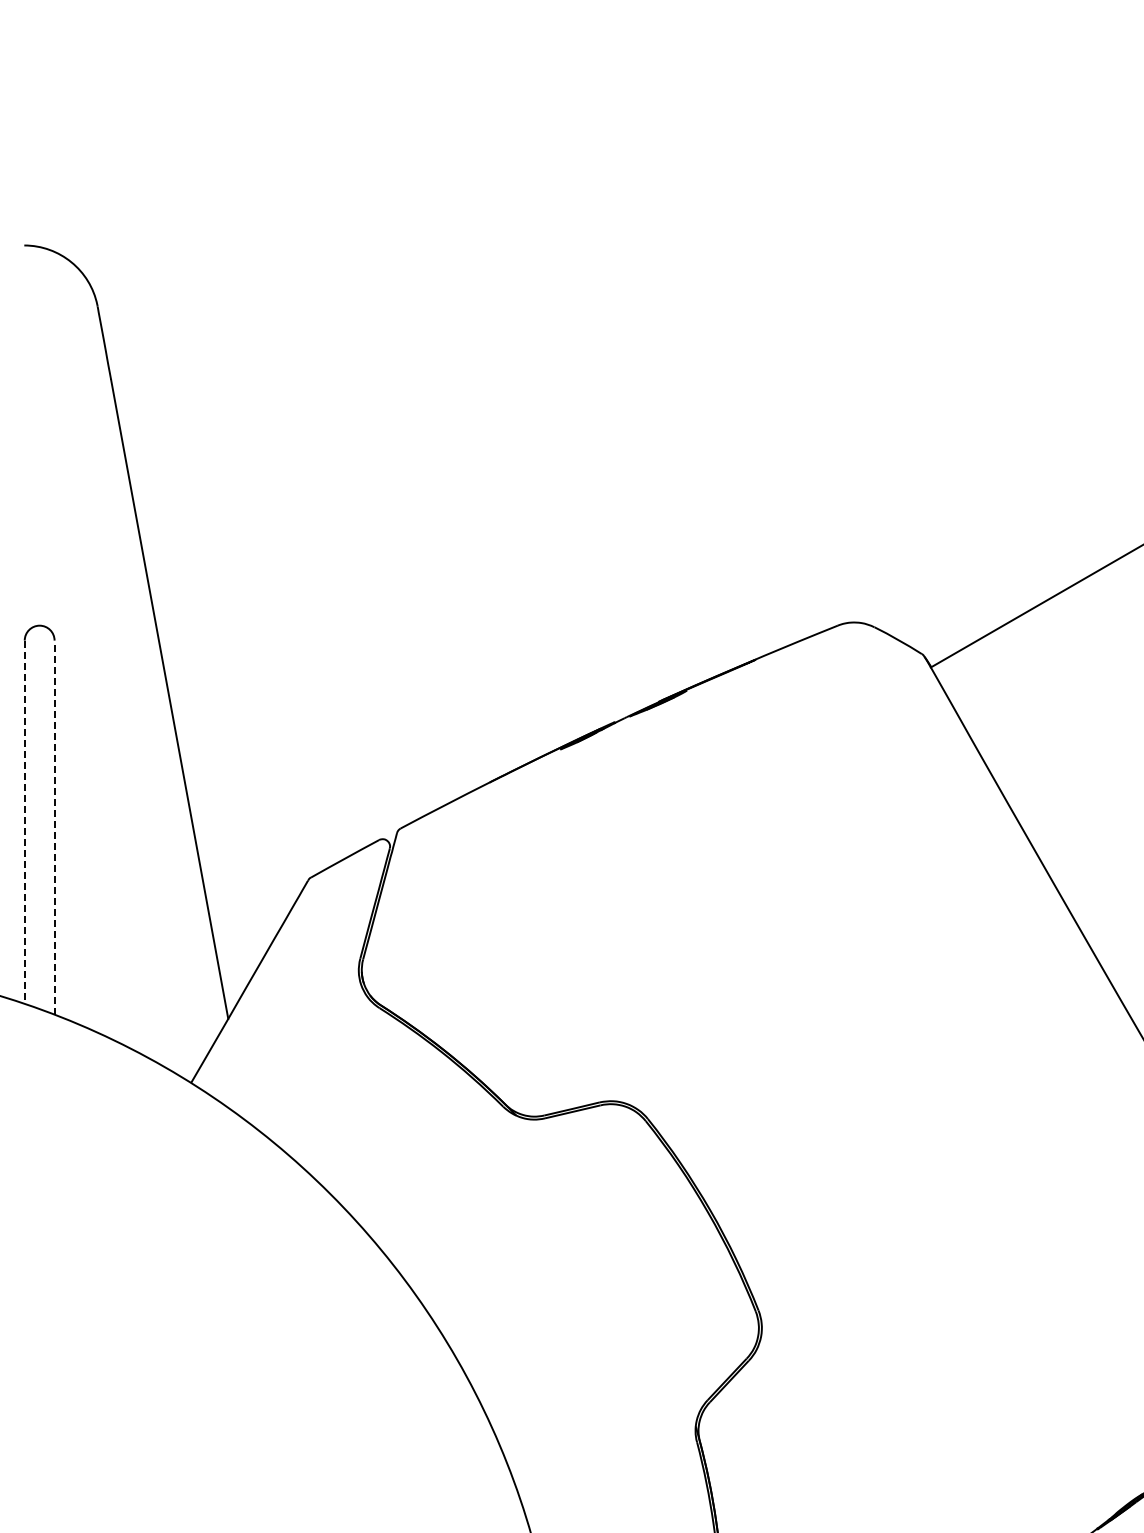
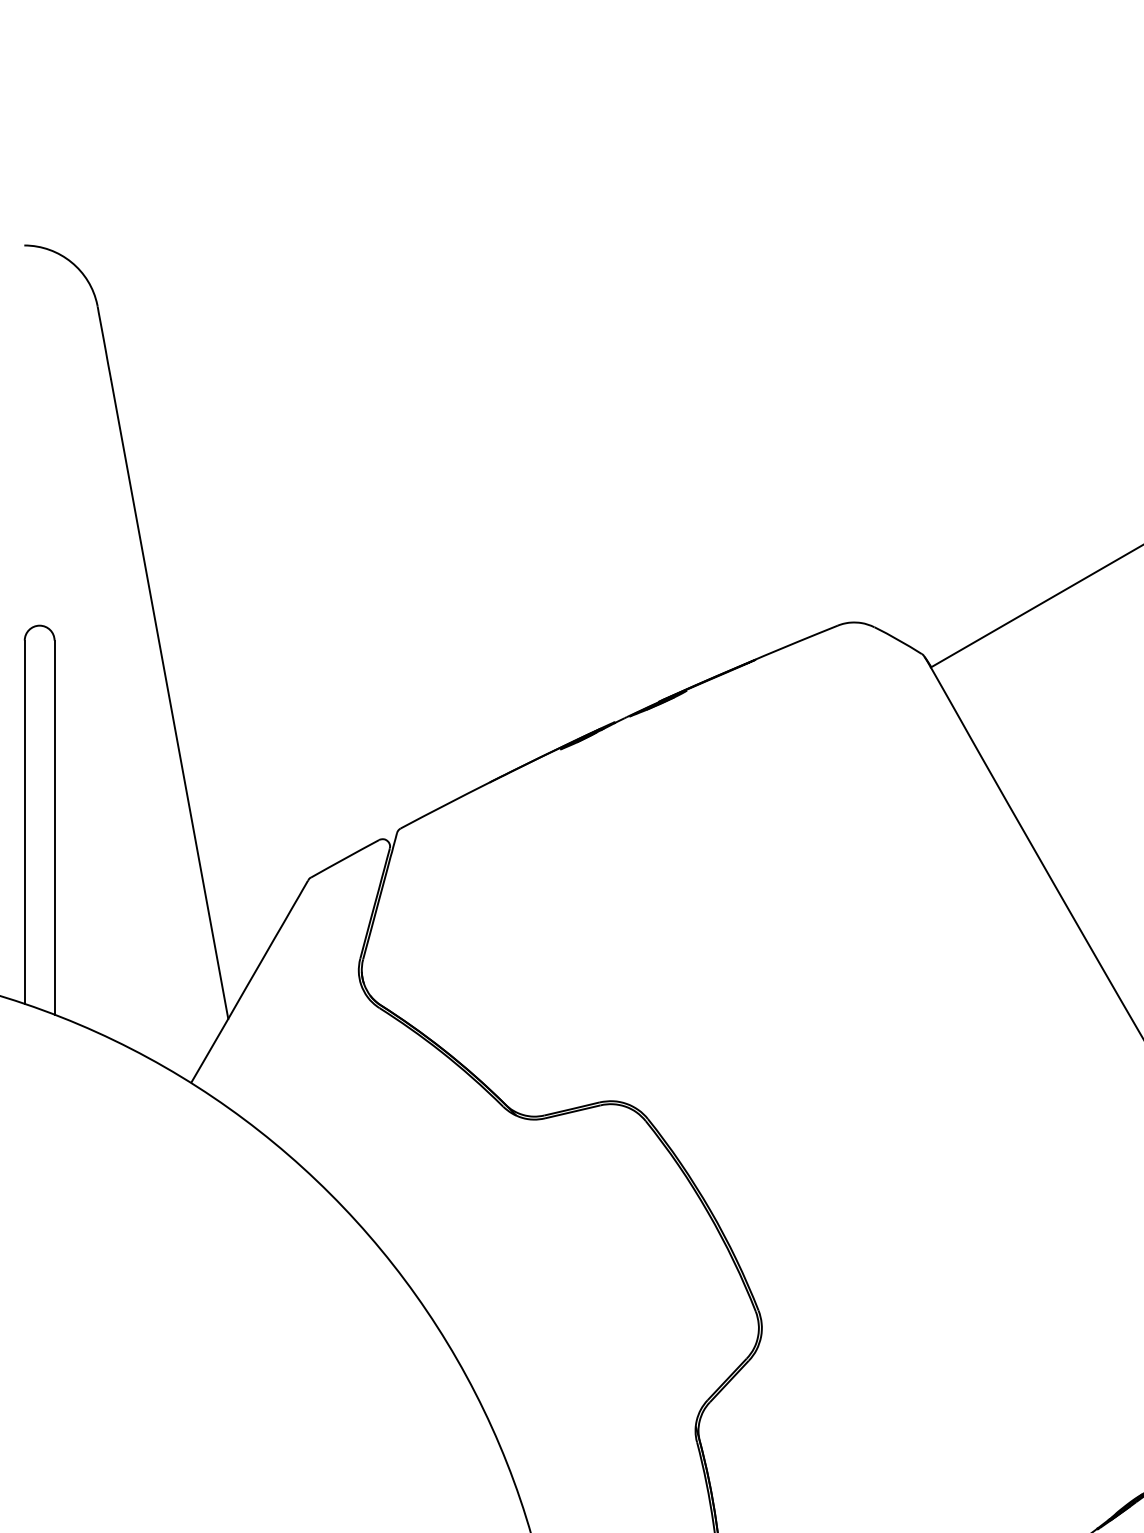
line: dashed -> solid (24, 822)
line: dashed -> solid (54, 827)
